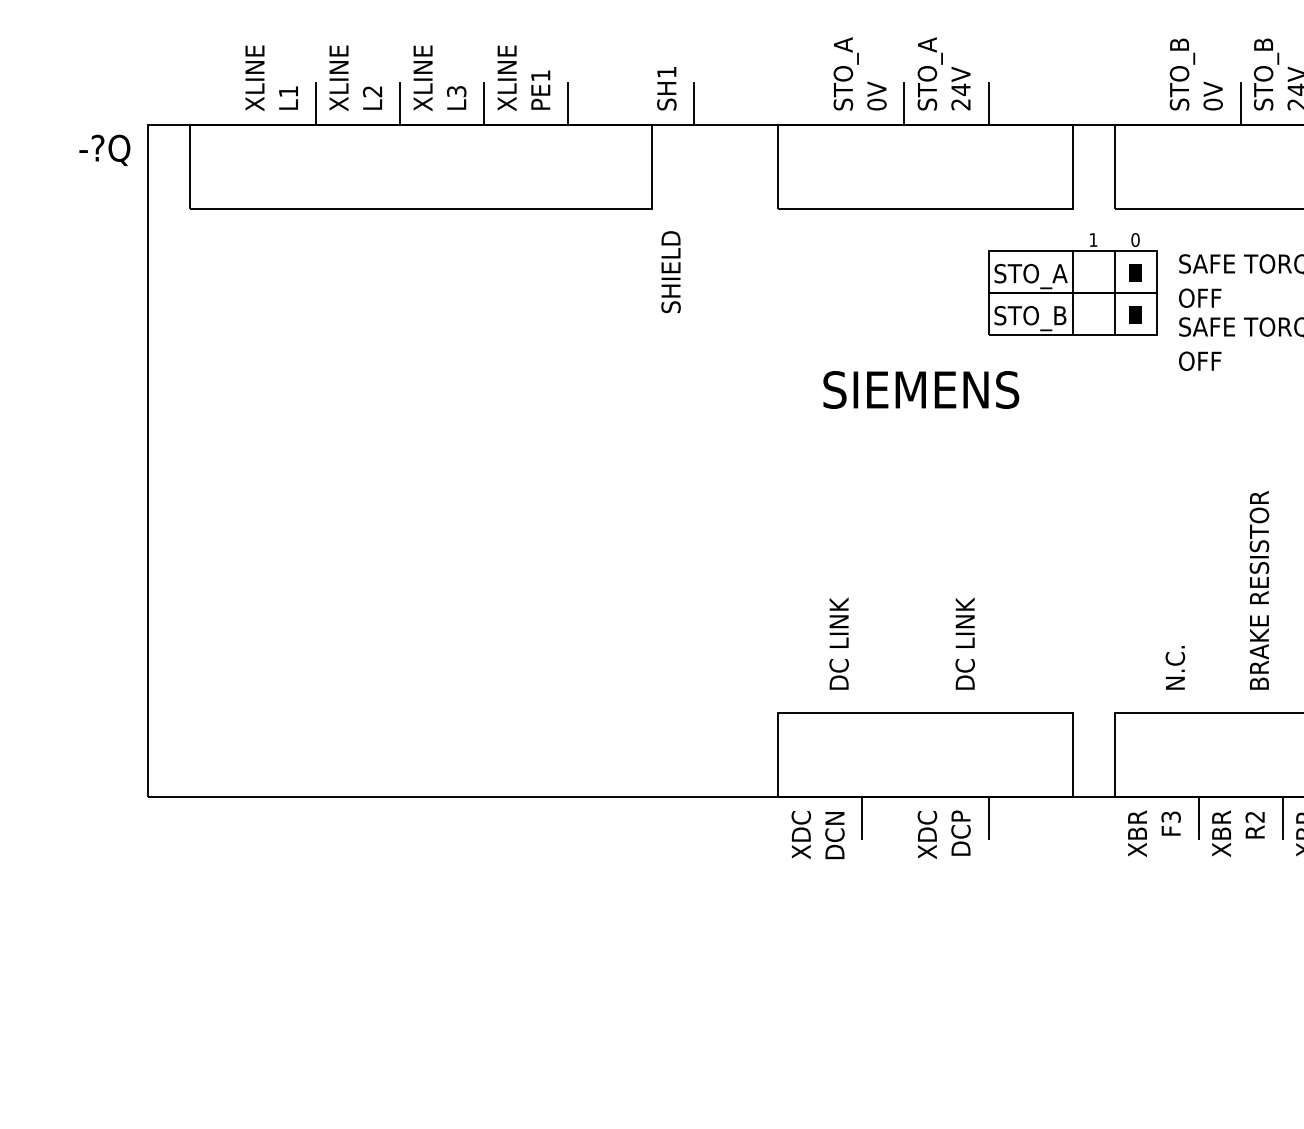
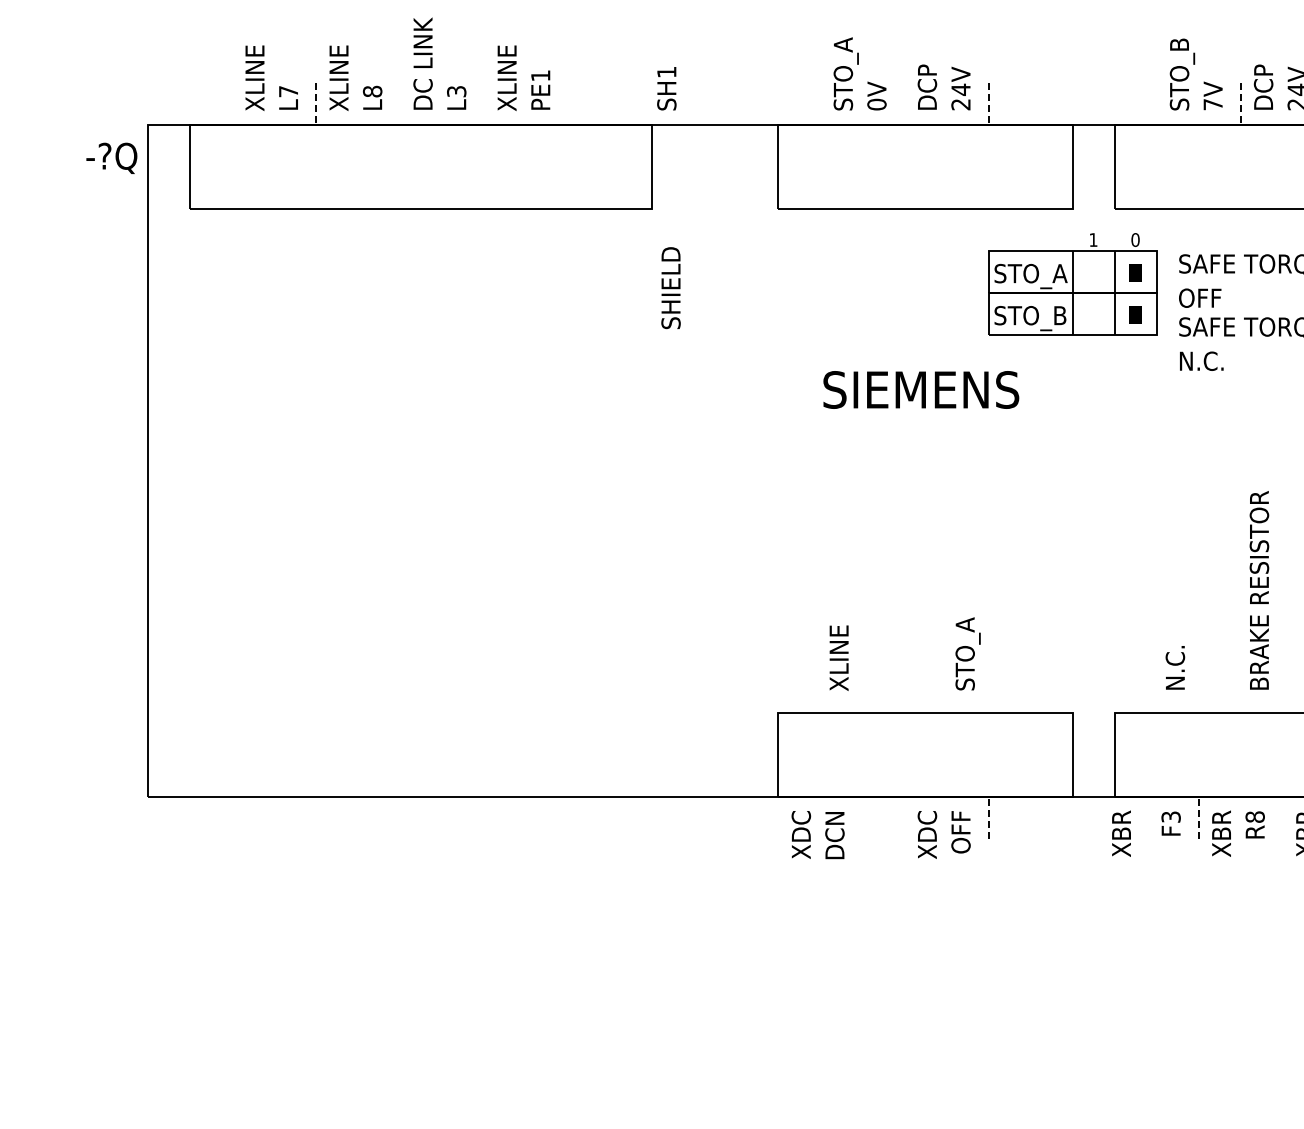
text: XLINE -> DC LINK (422, 64)
text: STO_A -> DCP (929, 73)
text: STO_B -> DCP (1266, 74)
text: L1 -> L7 (288, 91)
text: L2 -> L8 (372, 91)
line: present -> none (400, 103)
line: present -> none (484, 103)
line: present -> none (568, 103)
line: present -> none (694, 103)
line: present -> none (904, 103)
line: solid -> dashed (316, 104)
line: solid -> dashed (988, 104)
text: 0V -> 7V (1212, 104)
line: solid -> dashed (1240, 104)
text position: (104, 149) -> (111, 157) (111, 157)
text position: (670, 272) -> (670, 288) (670, 288)
text: OFF -> N.C. (1201, 360)
text: DC LINK -> XLINE (838, 643)
text: DC LINK -> STO_A (967, 643)
text: R2 -> R8 (1254, 816)
line: solid -> dashed (988, 817)
line: solid -> dashed (1198, 817)
line: present -> none (862, 818)
line: present -> none (1282, 818)
text: DCP -> OFF (960, 832)
text position: (1137, 833) -> (1121, 833) (1121, 833)
